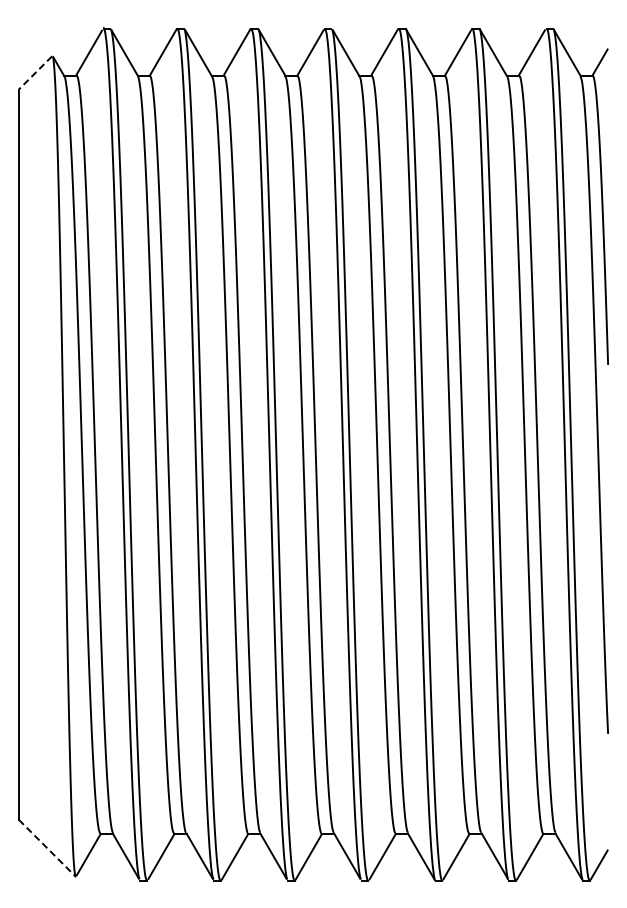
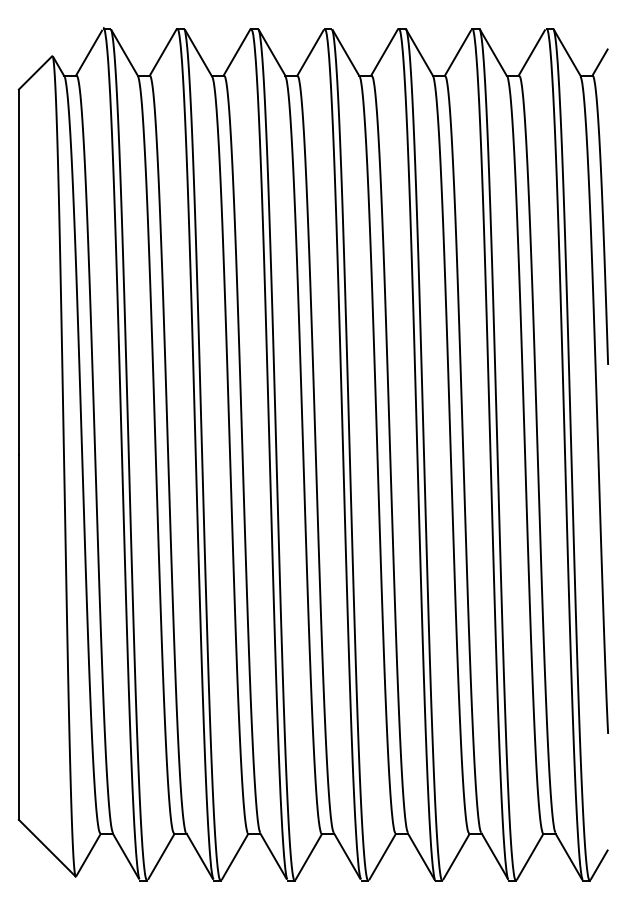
line: dashed -> solid (35, 73)
line: dashed -> solid (47, 848)
